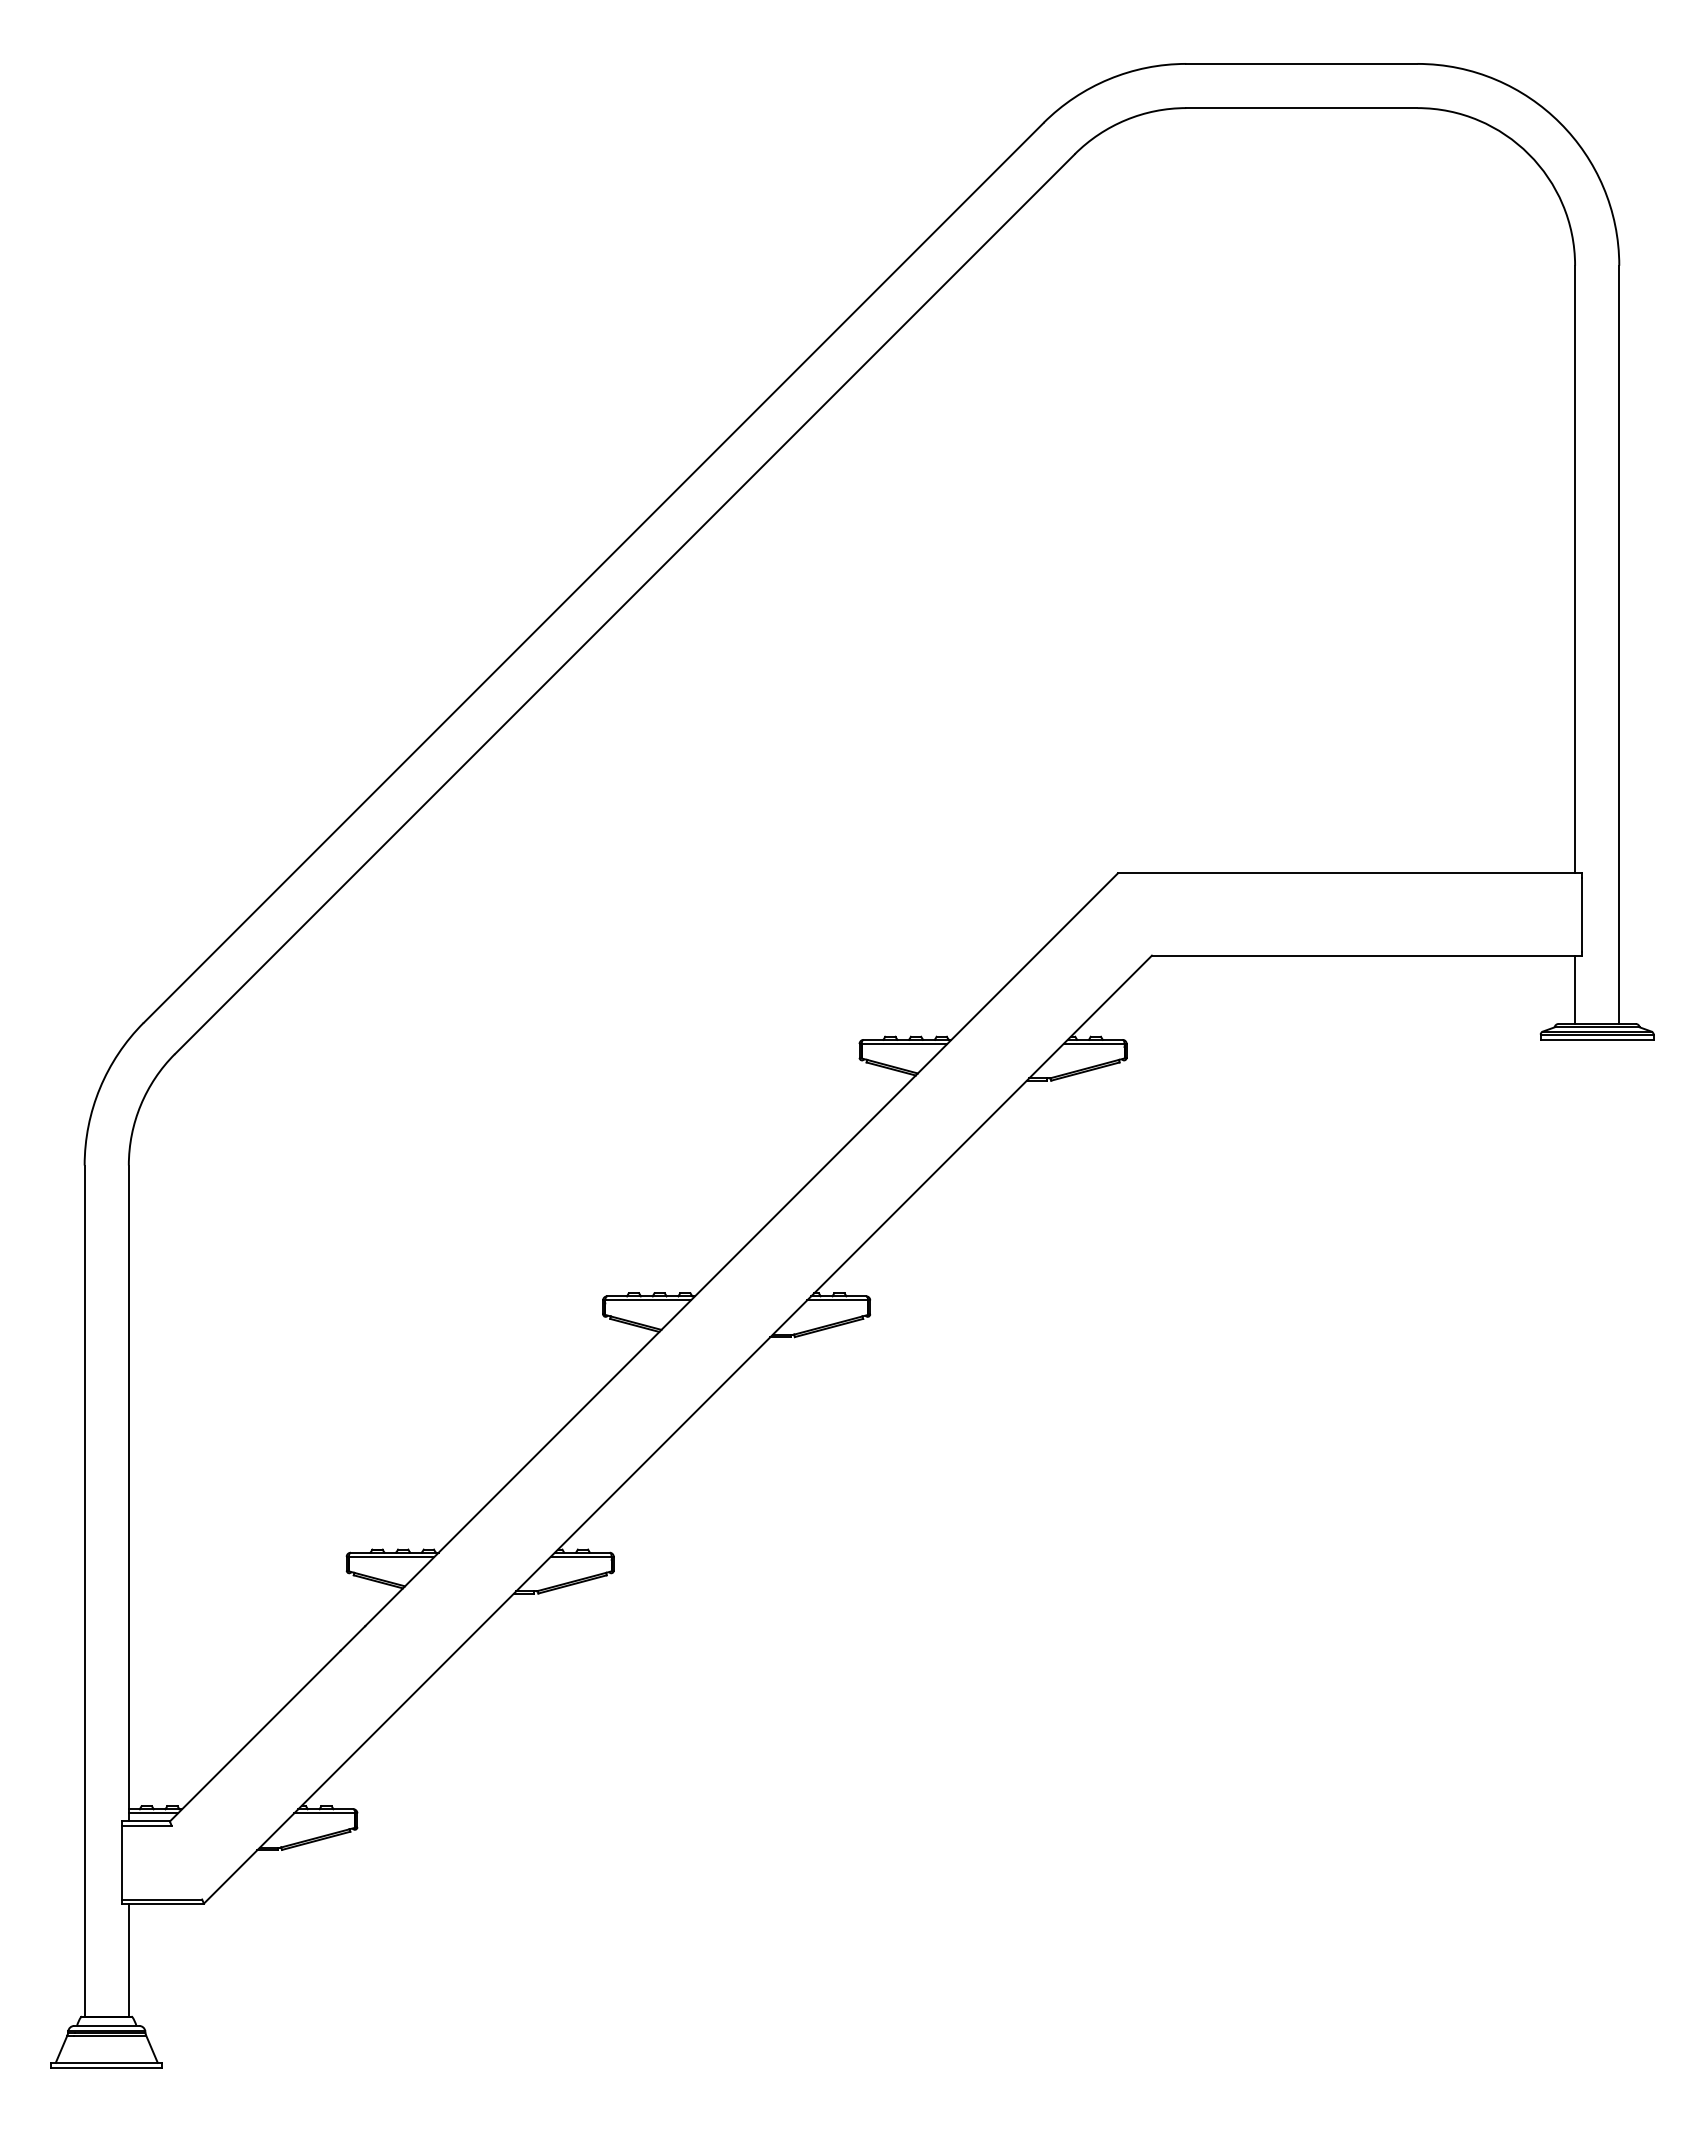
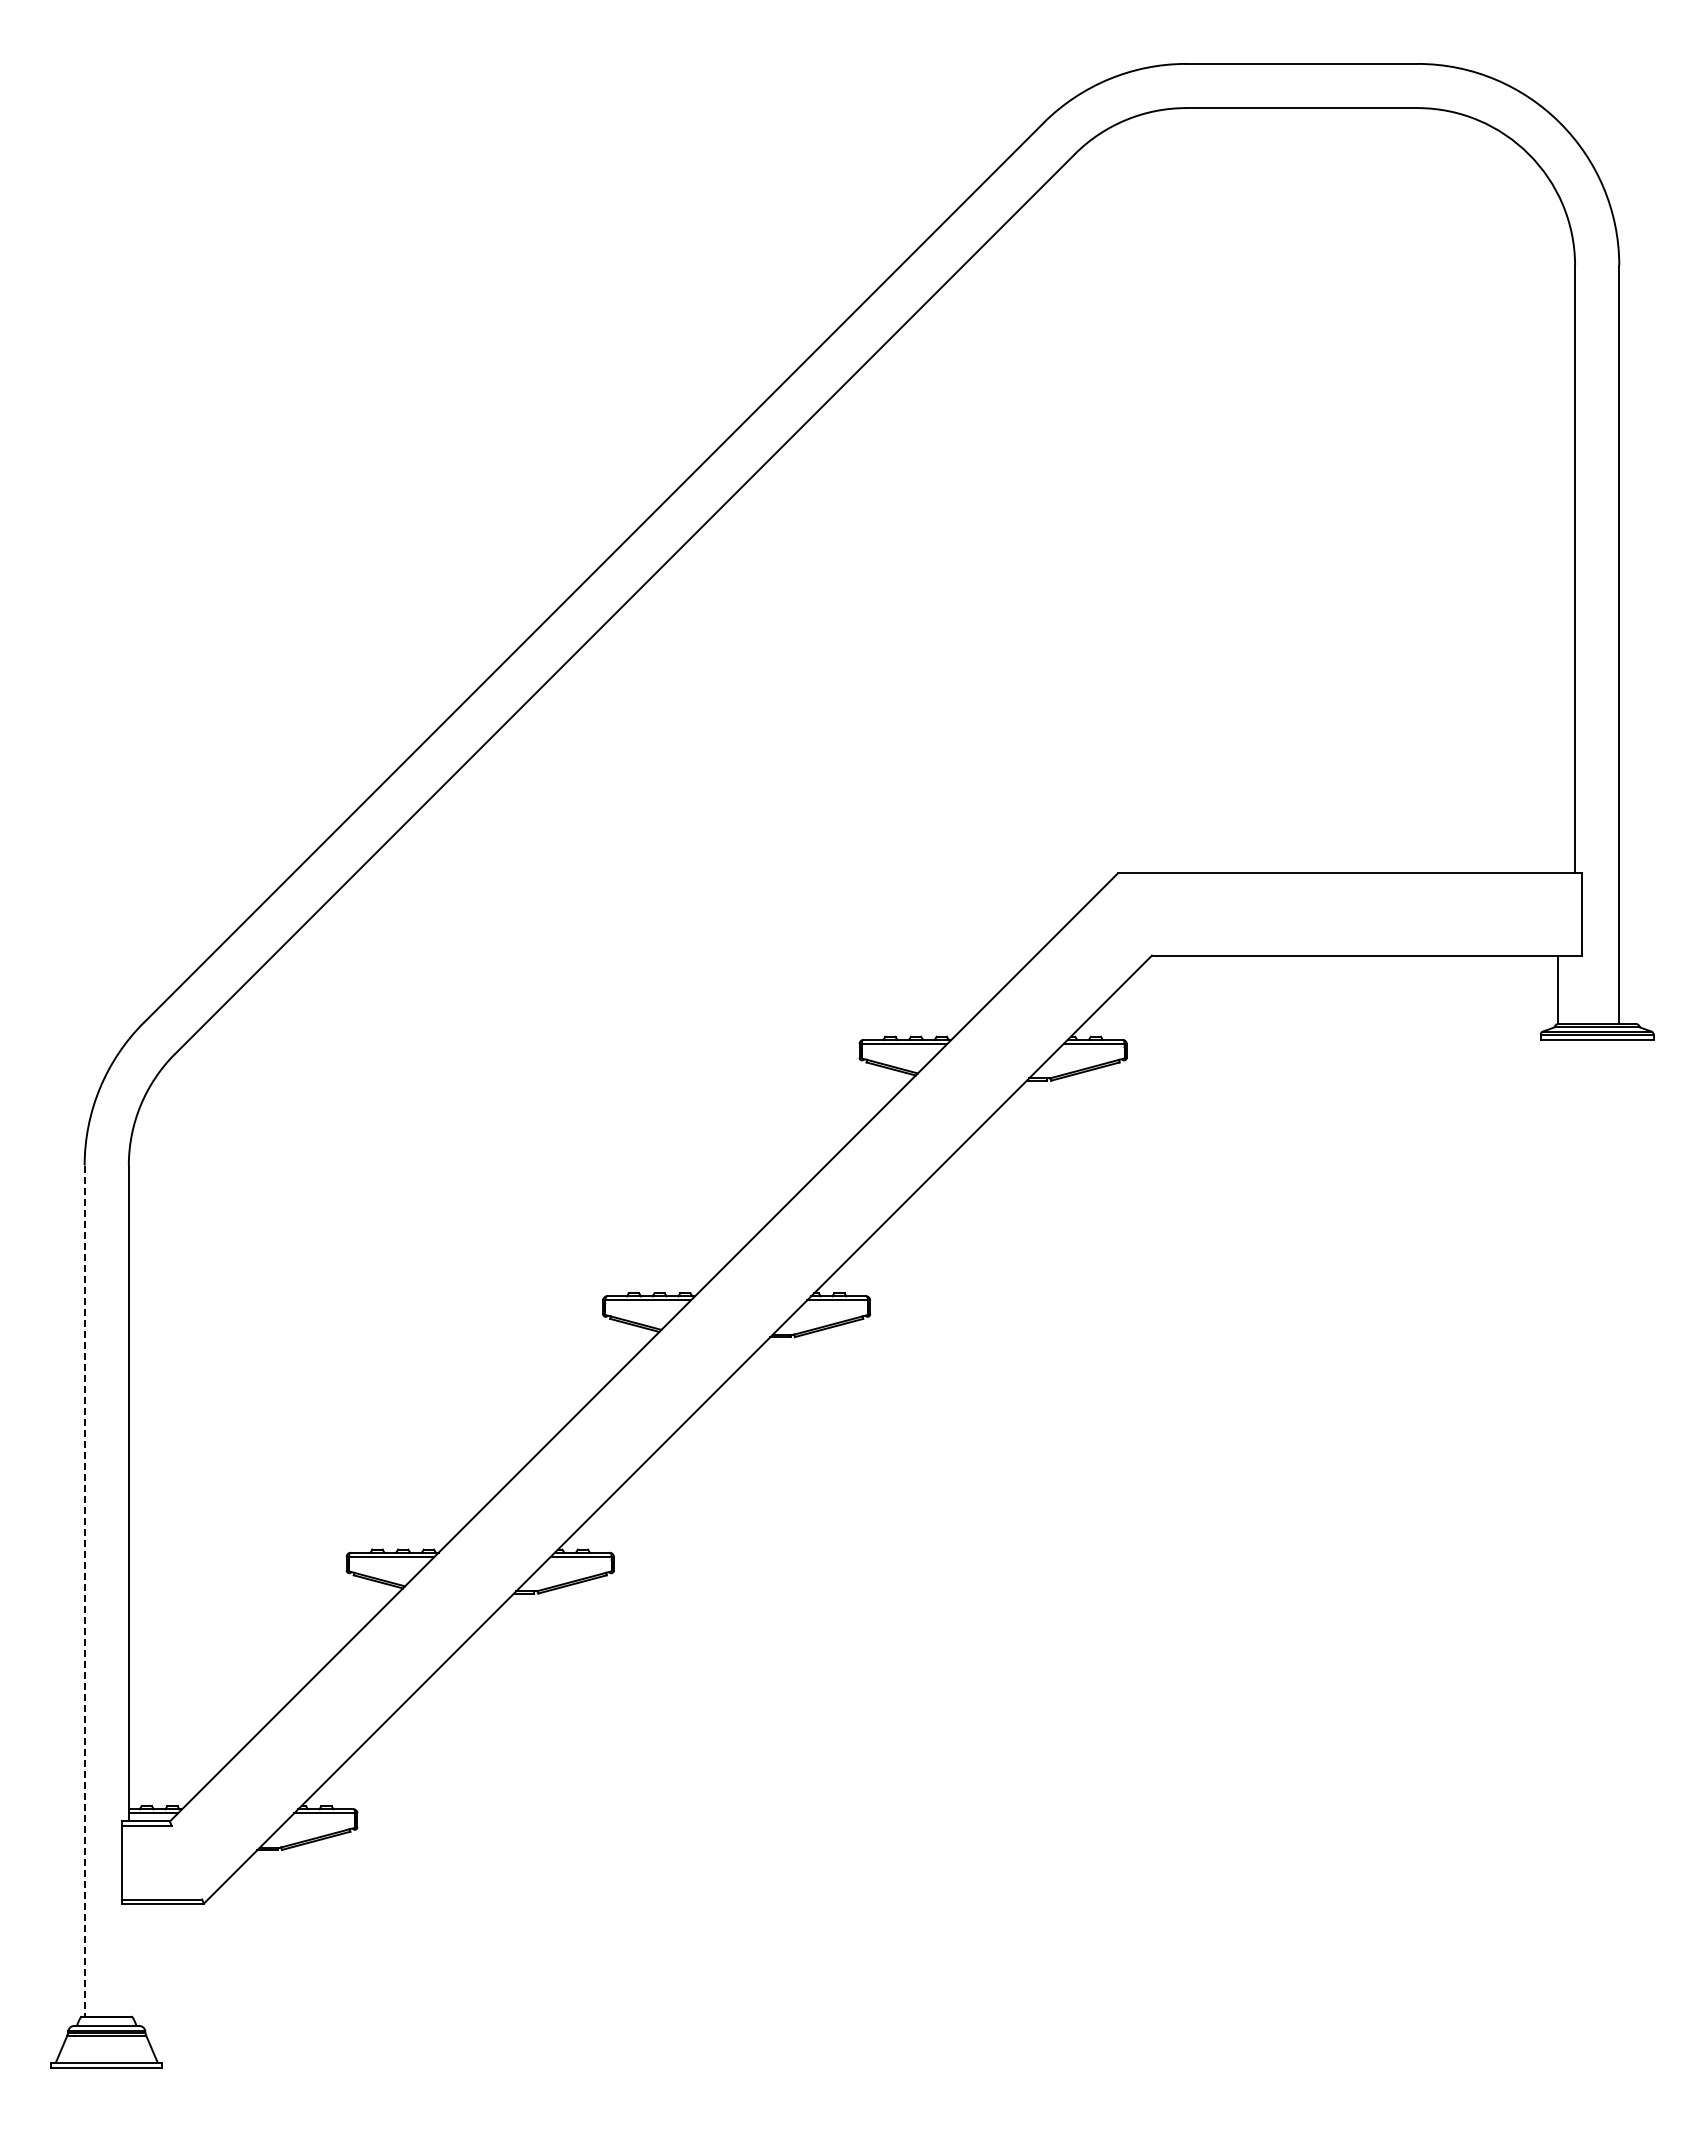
line position: (1575, 989) -> (1558, 989) (1558, 989)
line: solid -> dashed (84, 1591)
line: present -> none (128, 1959)
